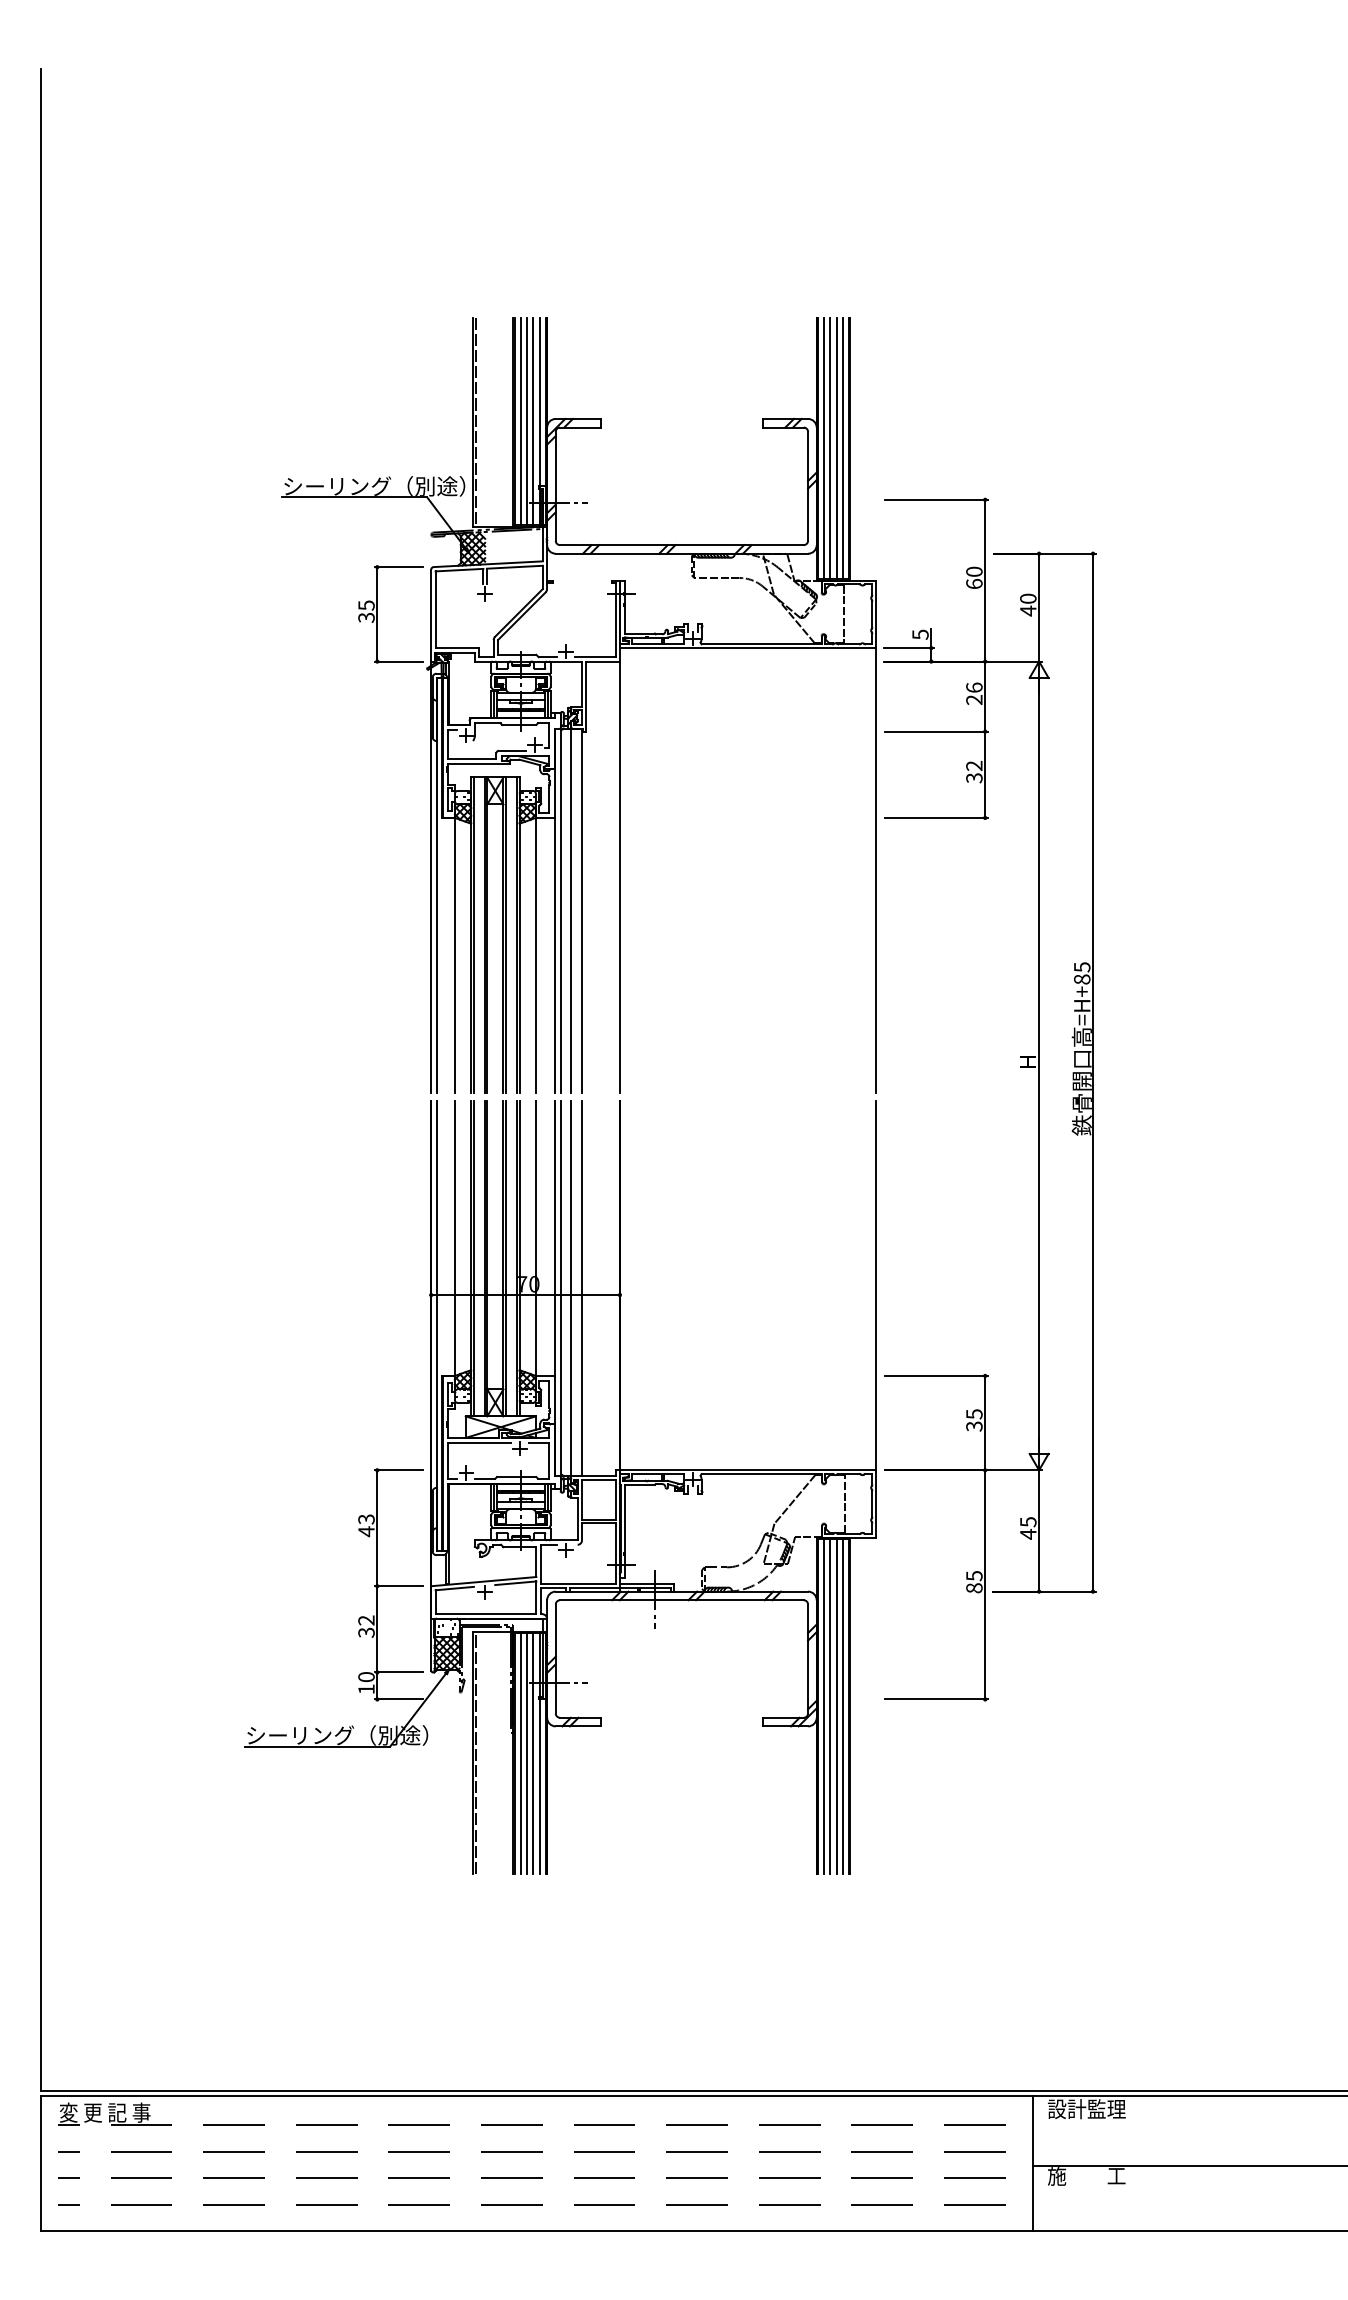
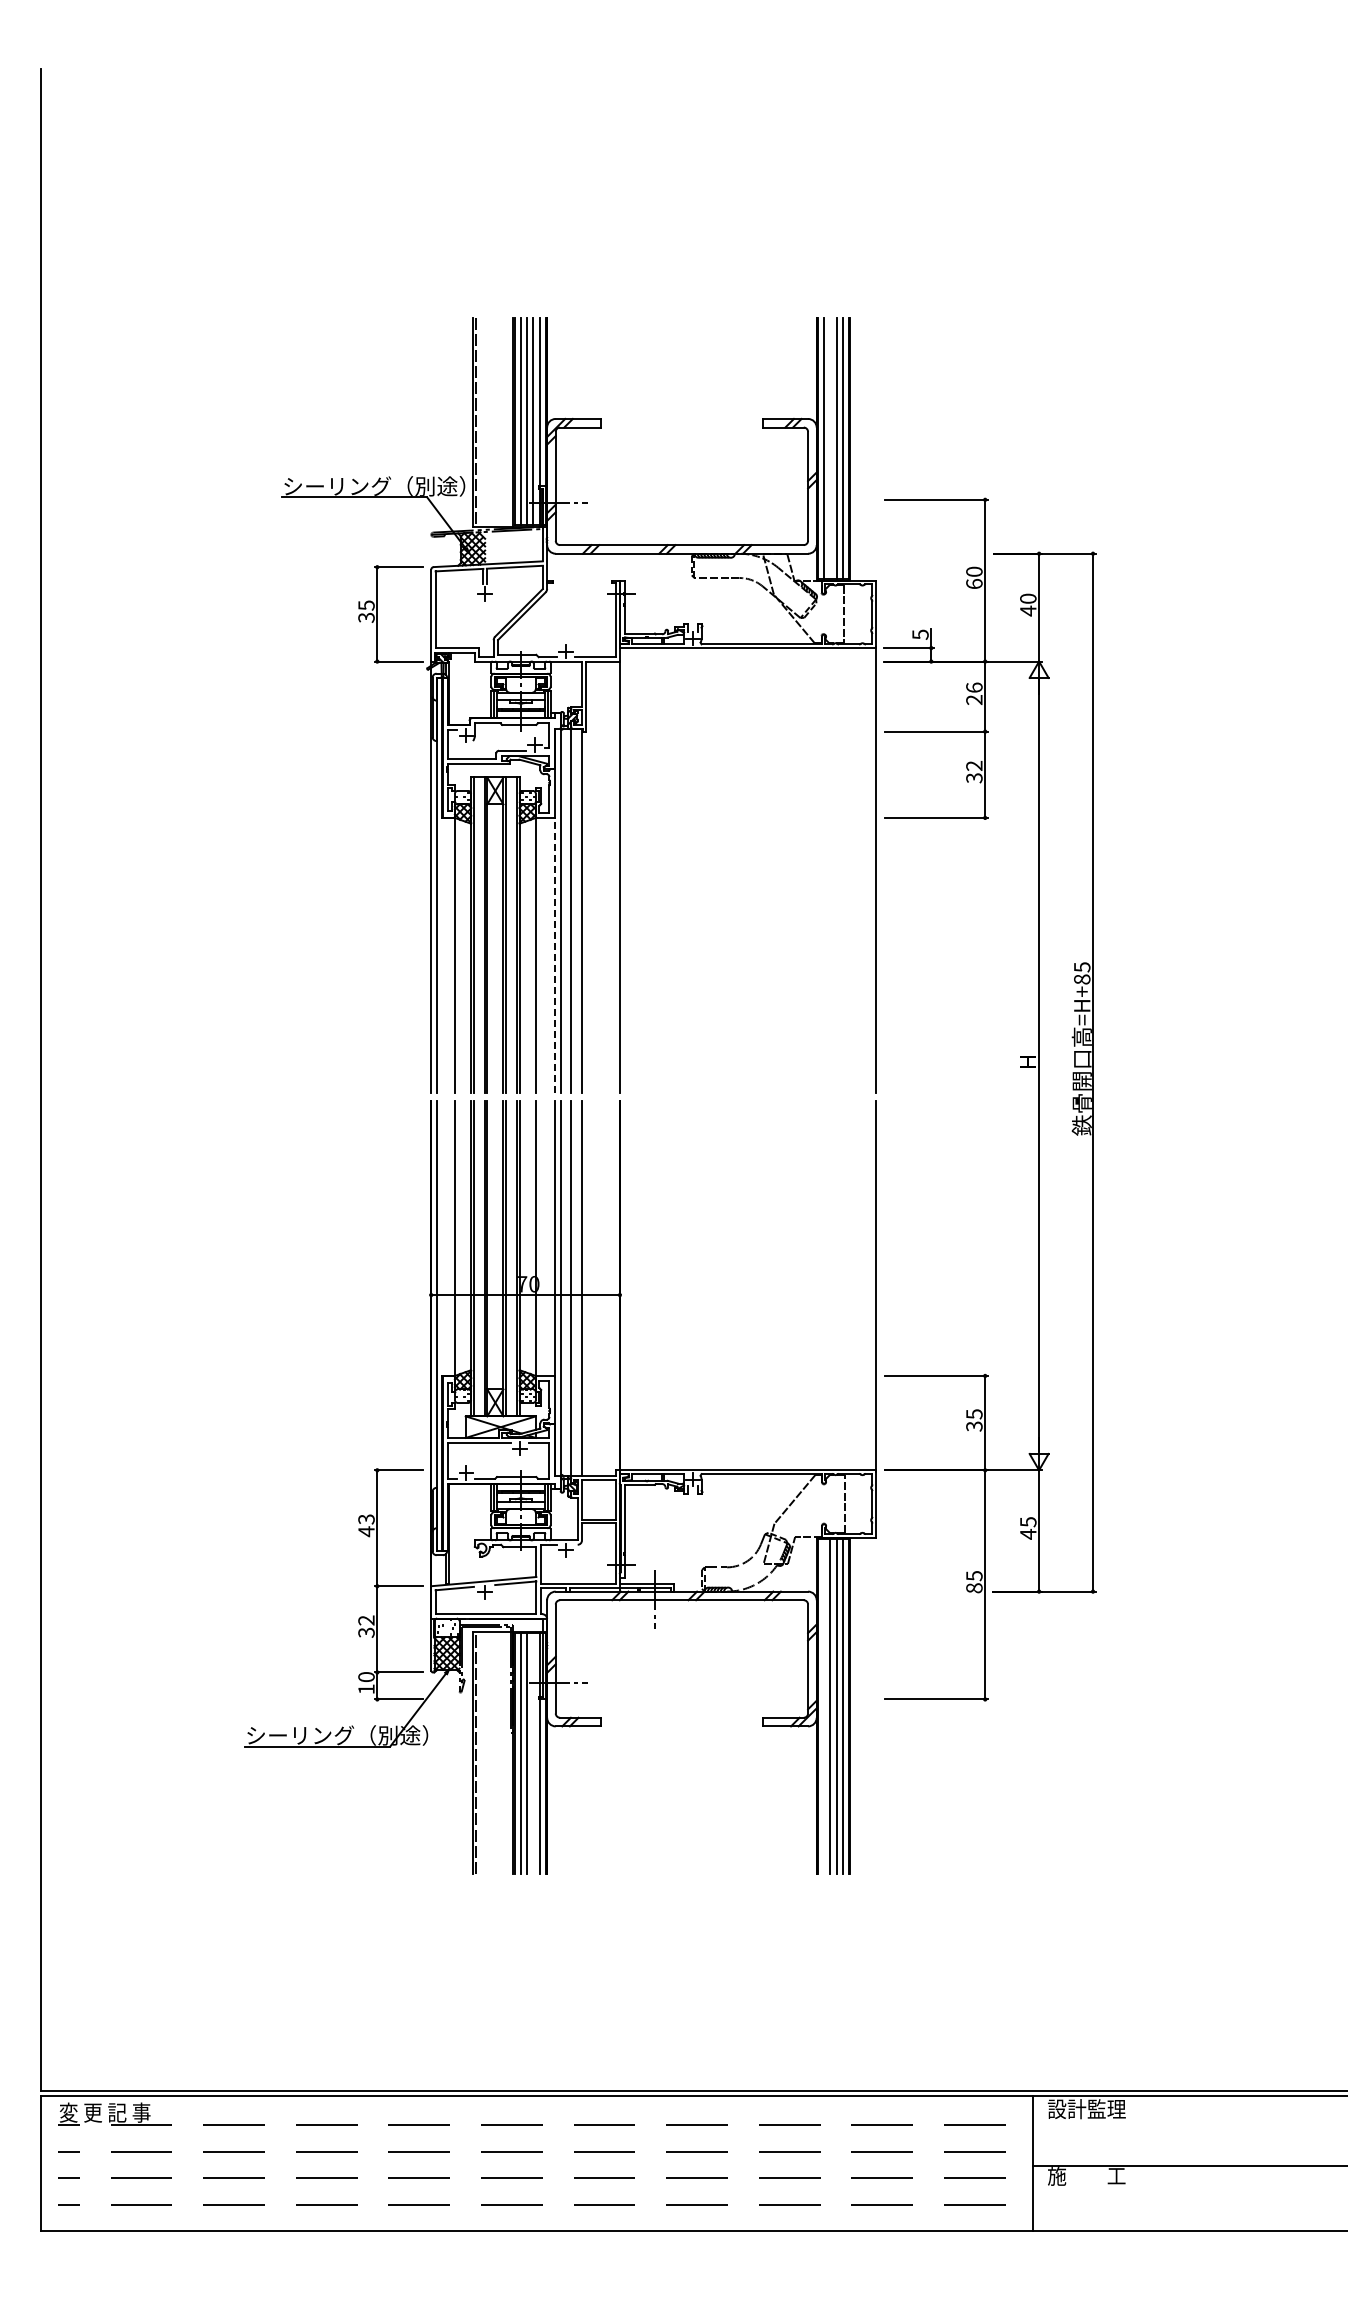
line: present -> none (830, 448)
line: solid -> dashed (554, 954)
line: present -> none (824, 1706)
line: present -> none (533, 1753)
